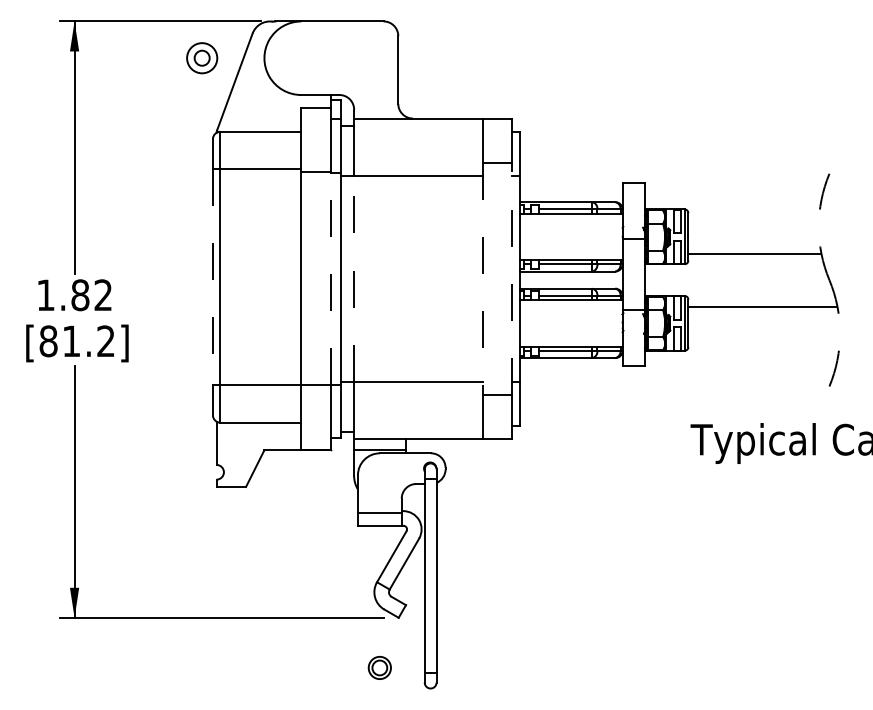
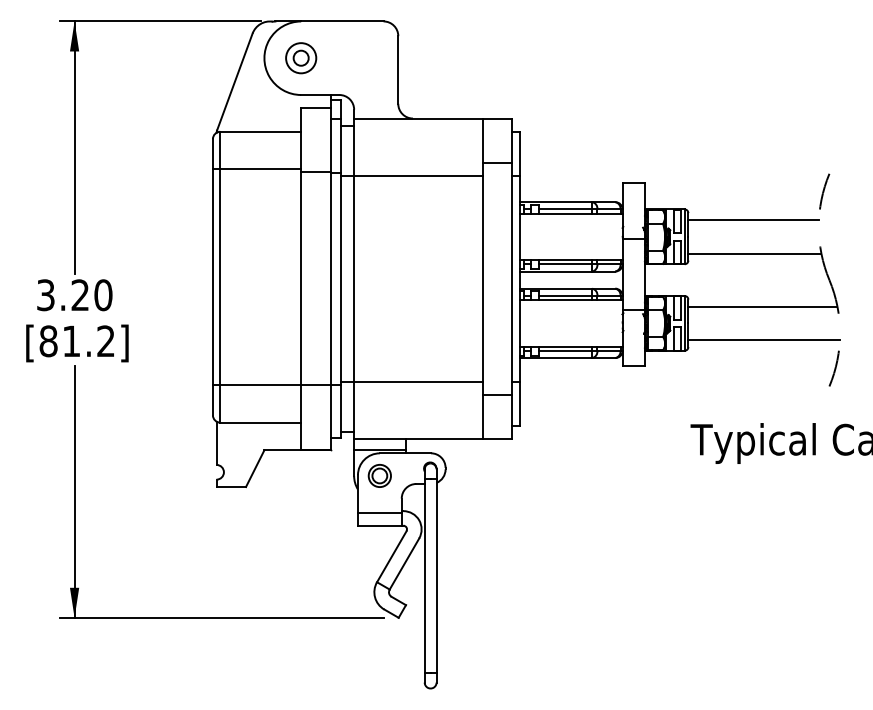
part position: (202, 58) -> (301, 58) (301, 58)
line: none -> present (753, 220)
line: dashed -> solid (212, 277)
line: dashed -> solid (330, 278)
line: dashed -> solid (354, 278)
line: dashed -> solid (512, 278)
line: dashed -> solid (482, 279)
text: 1.82 -> 3.20 (74, 295)
line: none -> present (763, 340)
part position: (379, 667) -> (379, 475) (379, 475)
